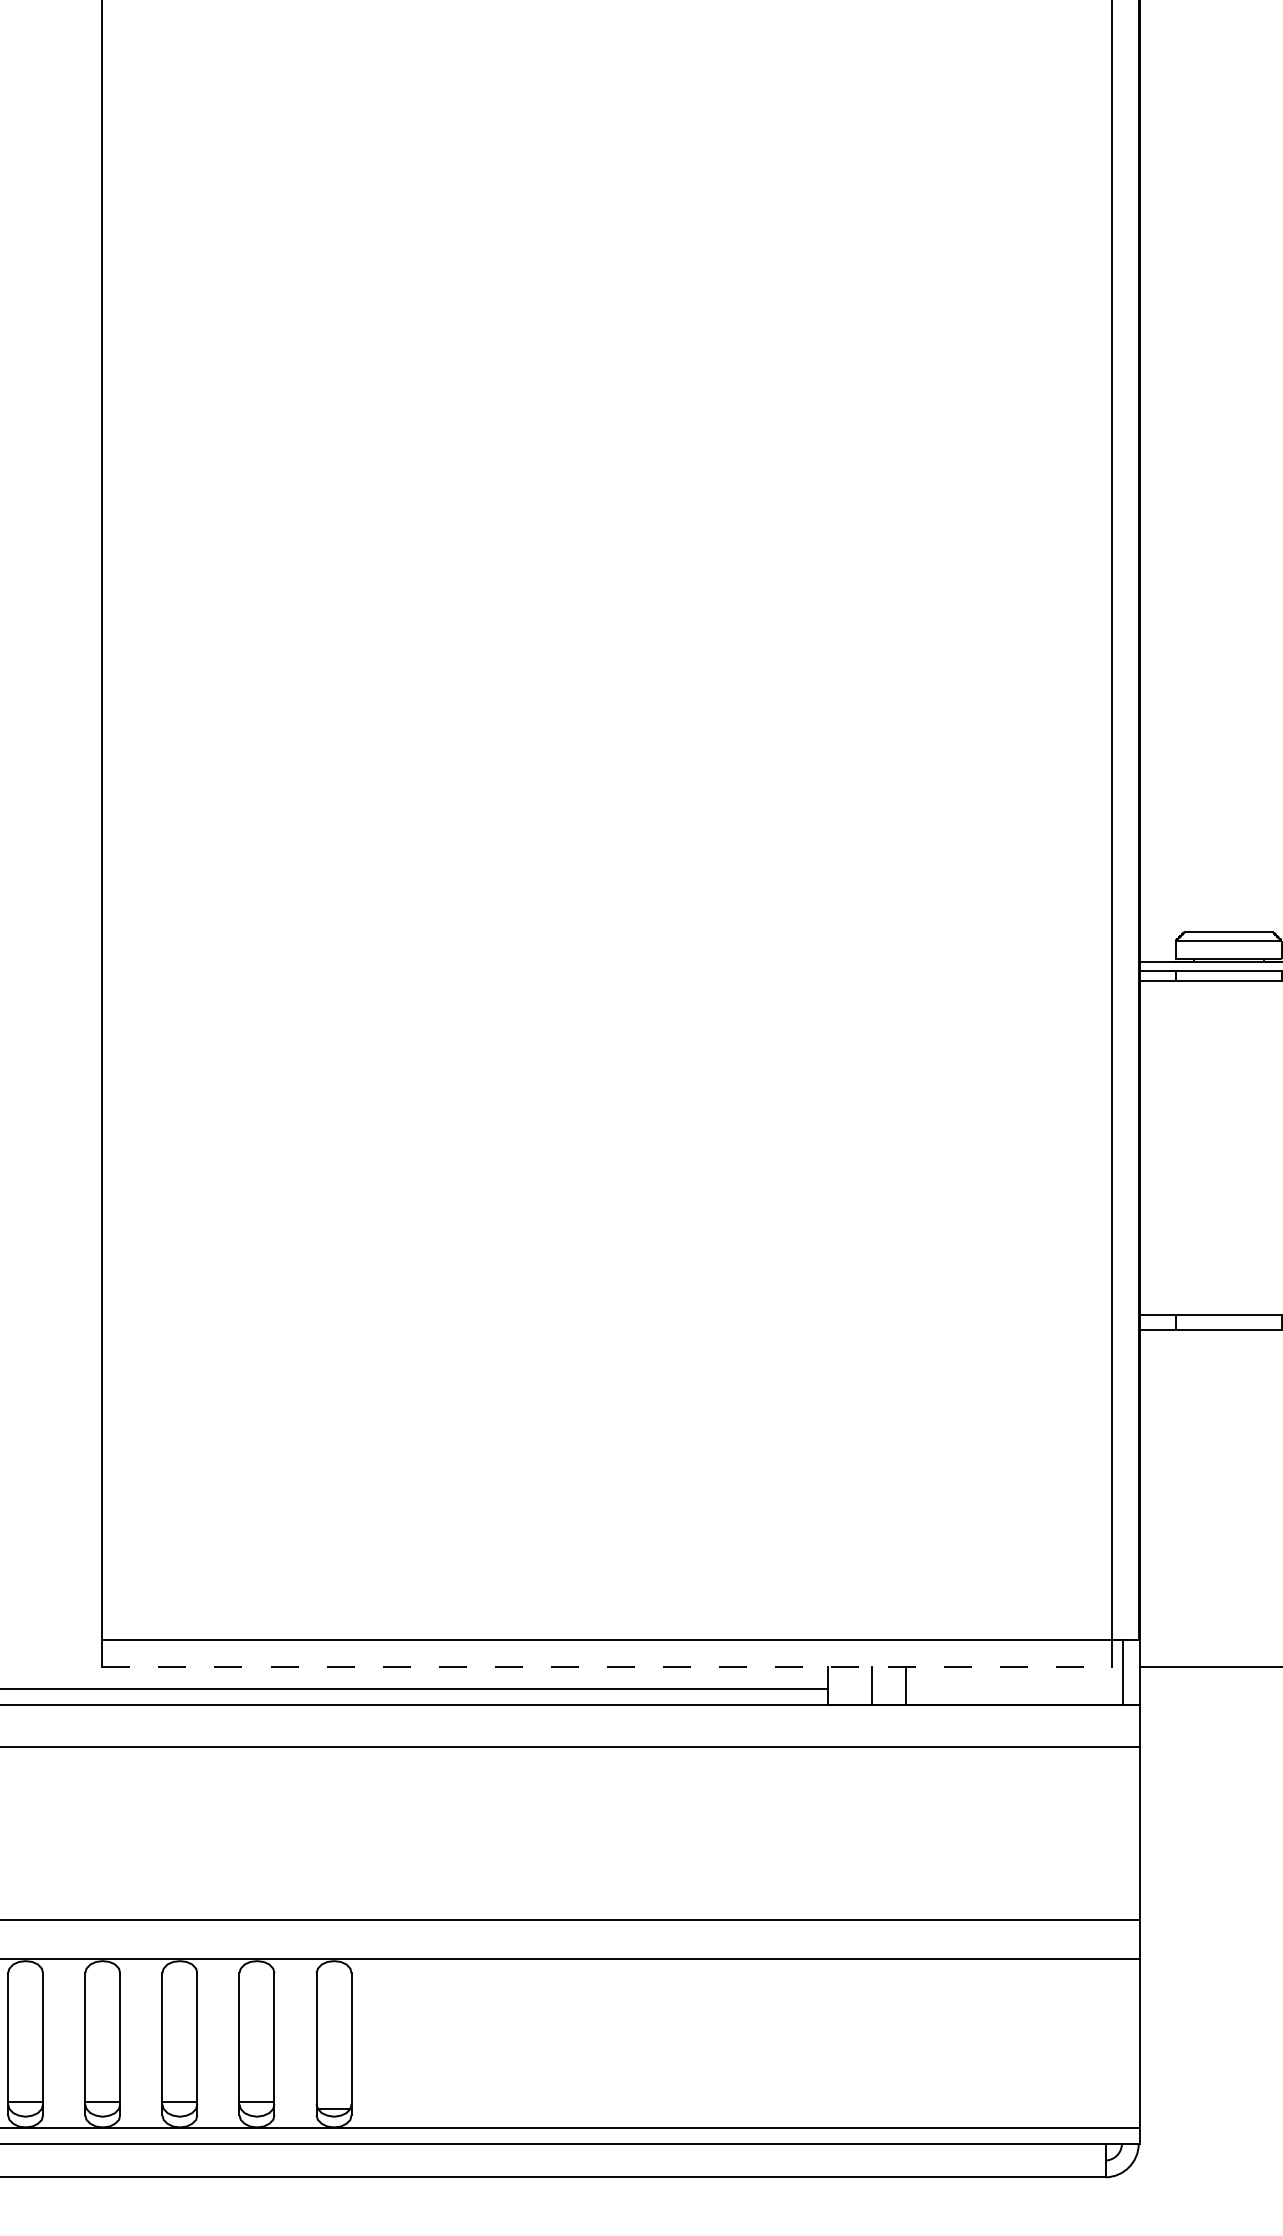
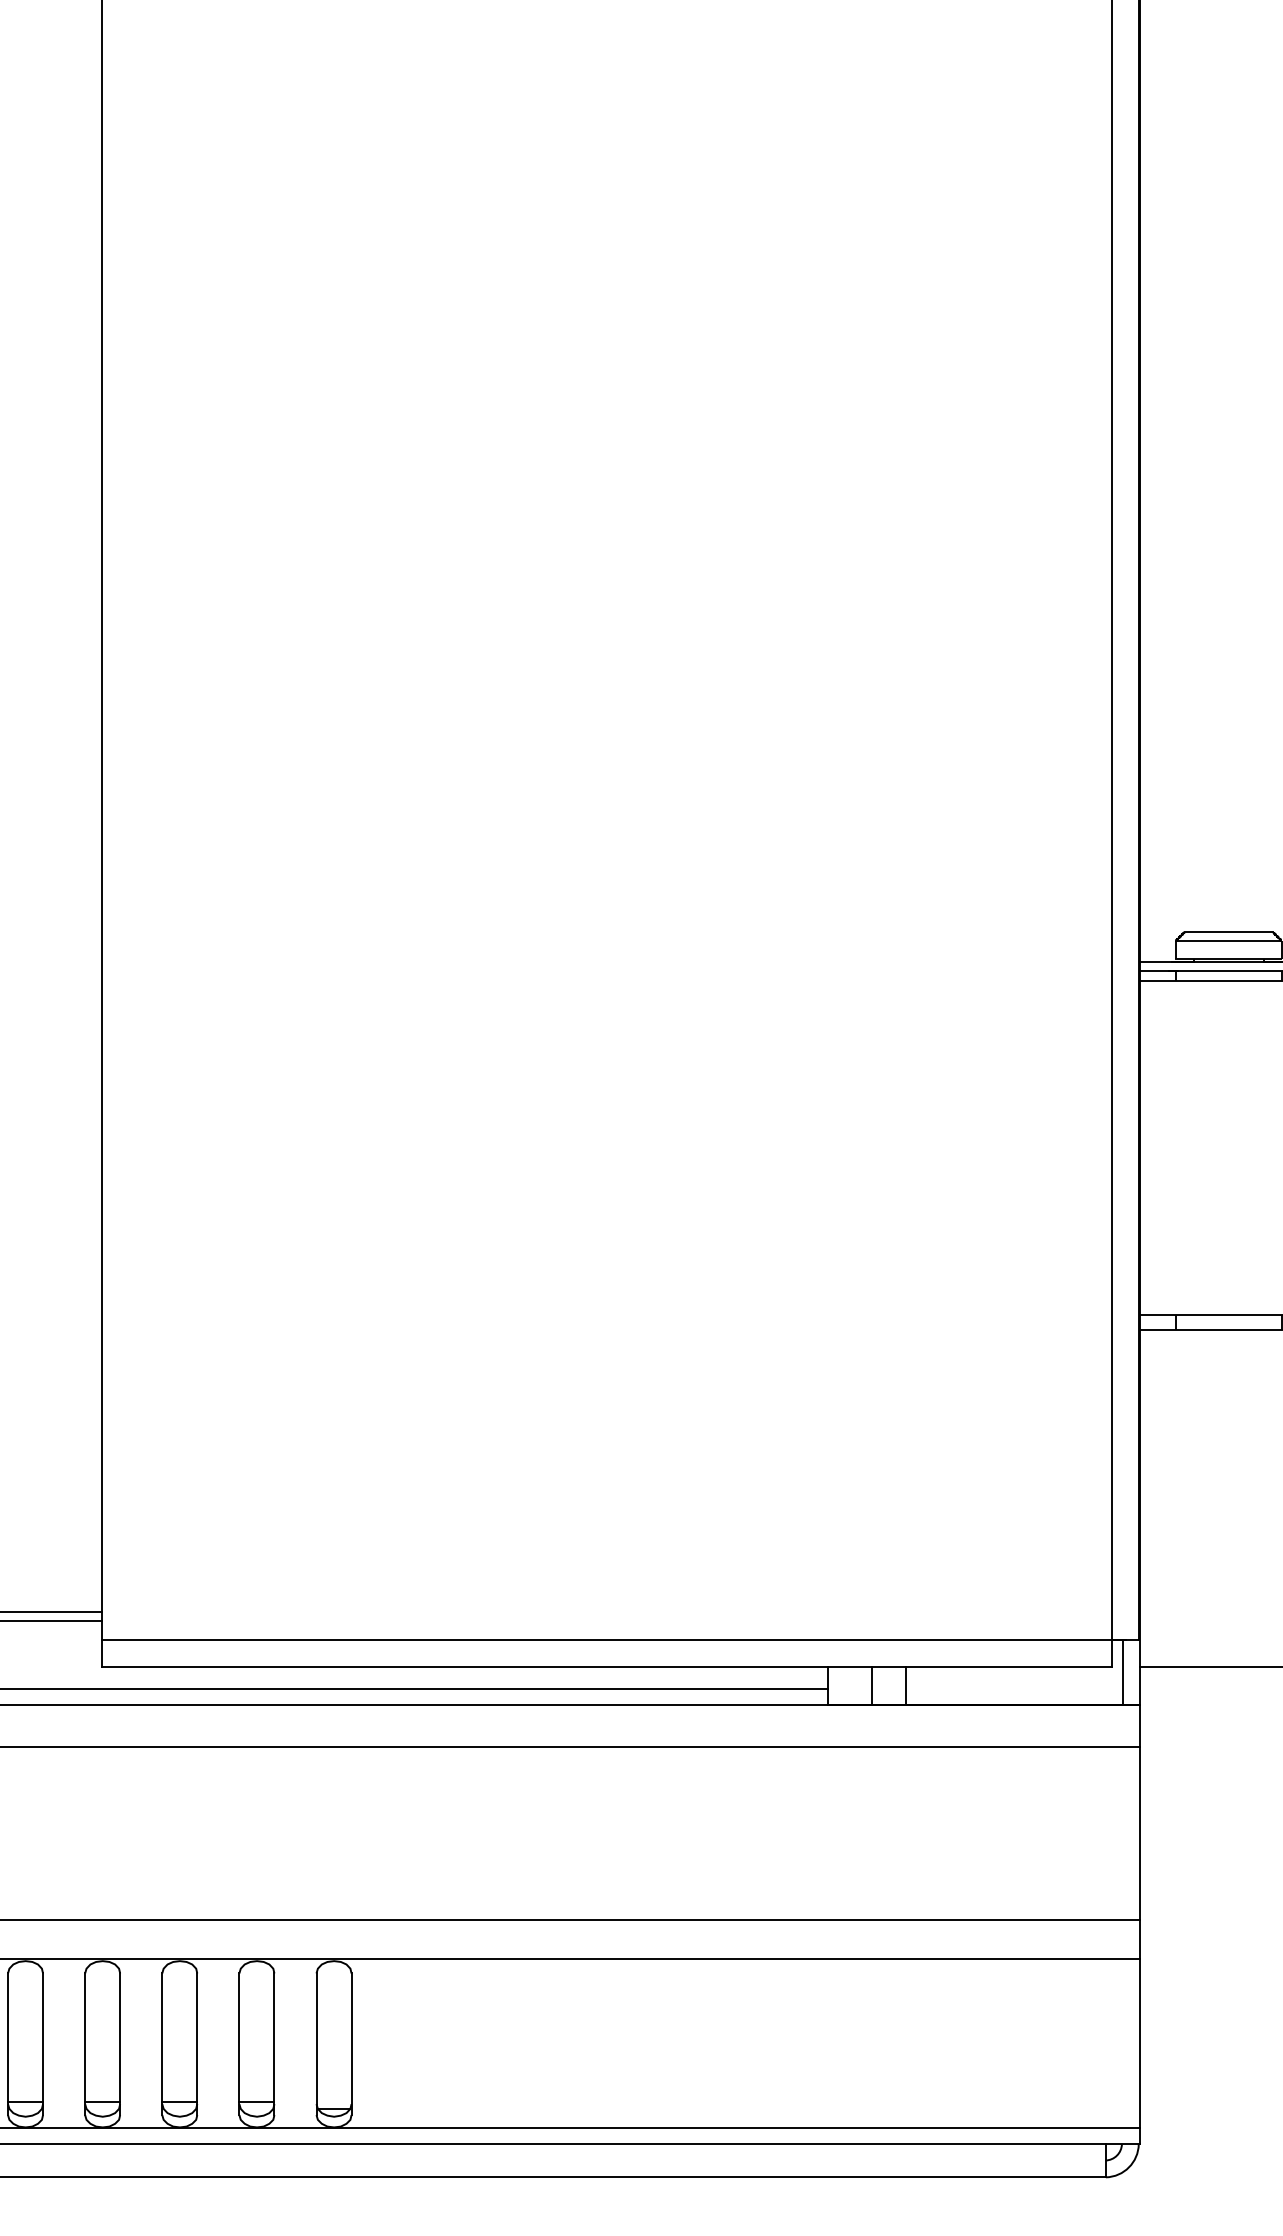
line: none -> present (52, 1611)
line: none -> present (52, 1621)
line: dashed -> solid (607, 1667)
